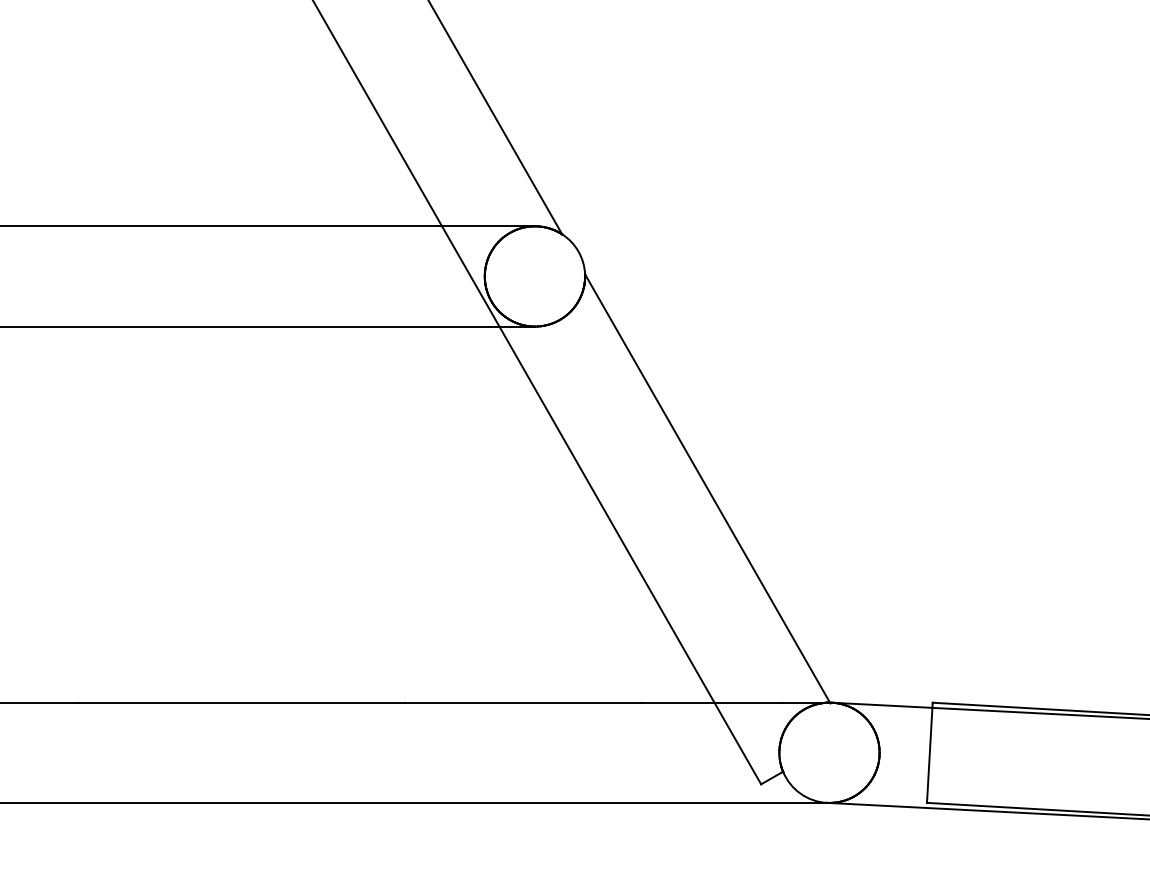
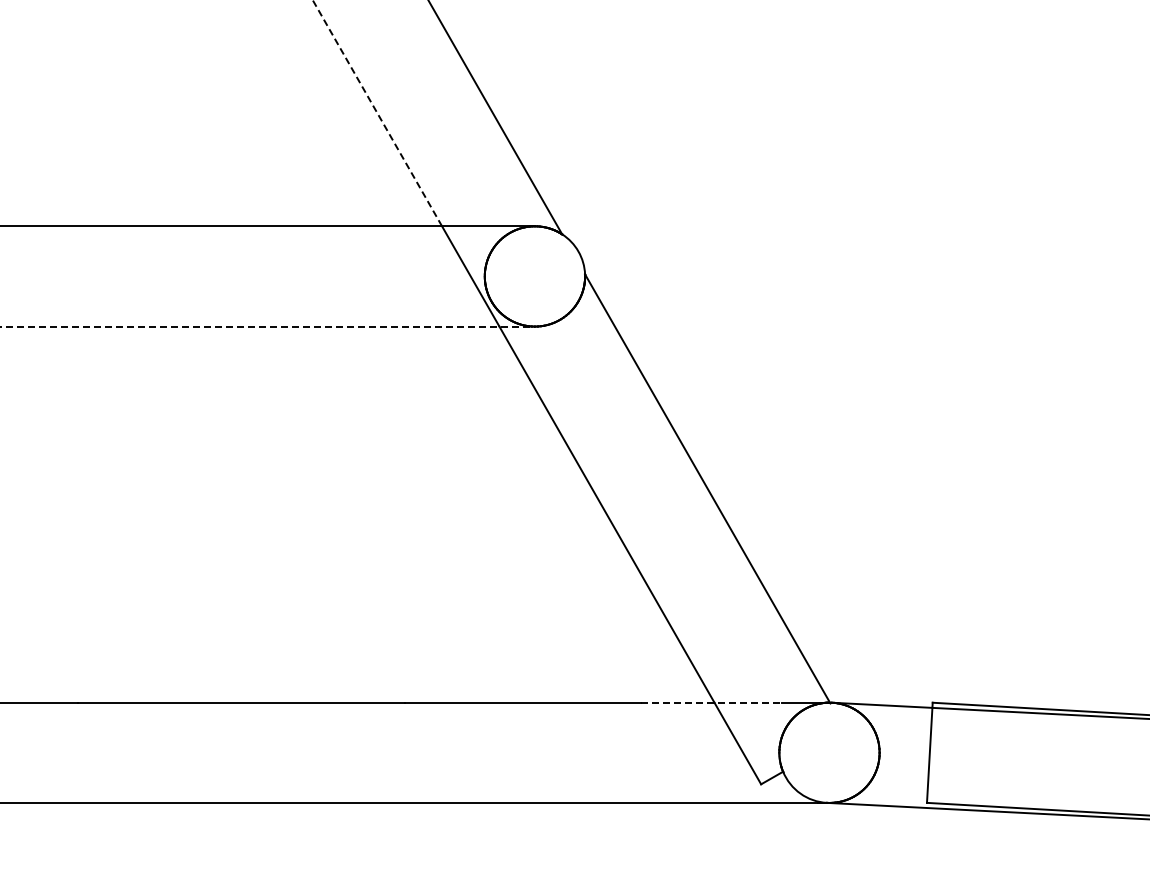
line: solid -> dashed (377, 112)
line: solid -> dashed (267, 326)
line: solid -> dashed (711, 702)
